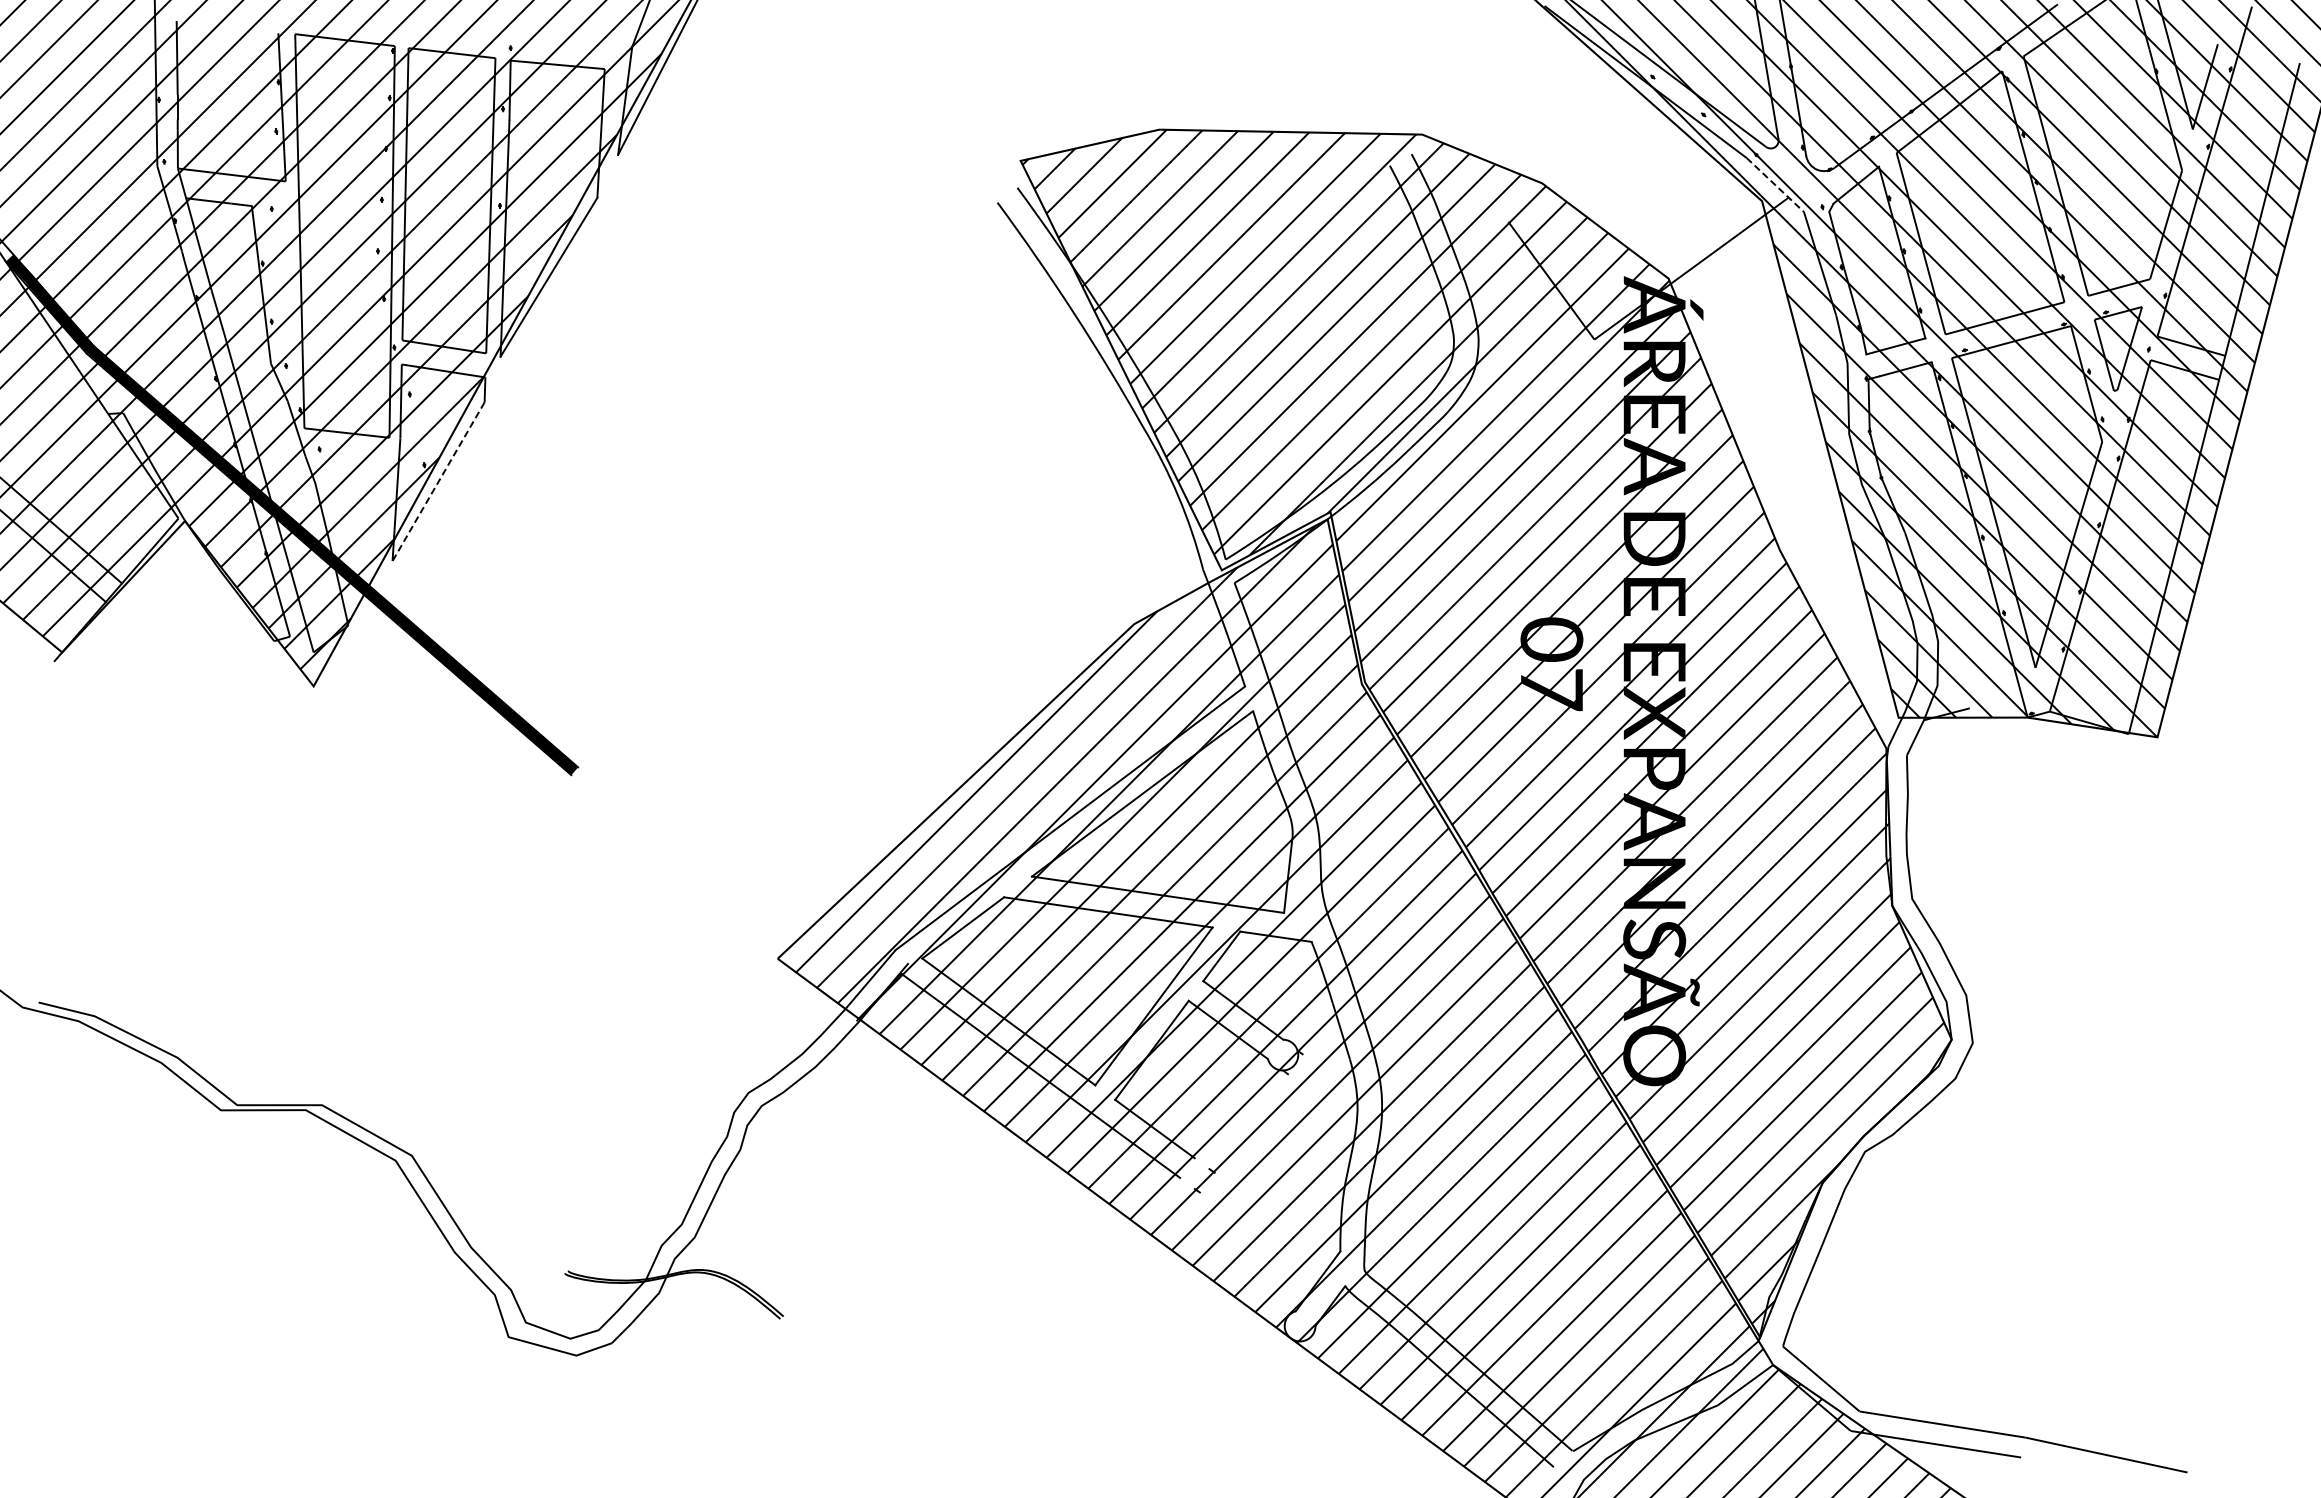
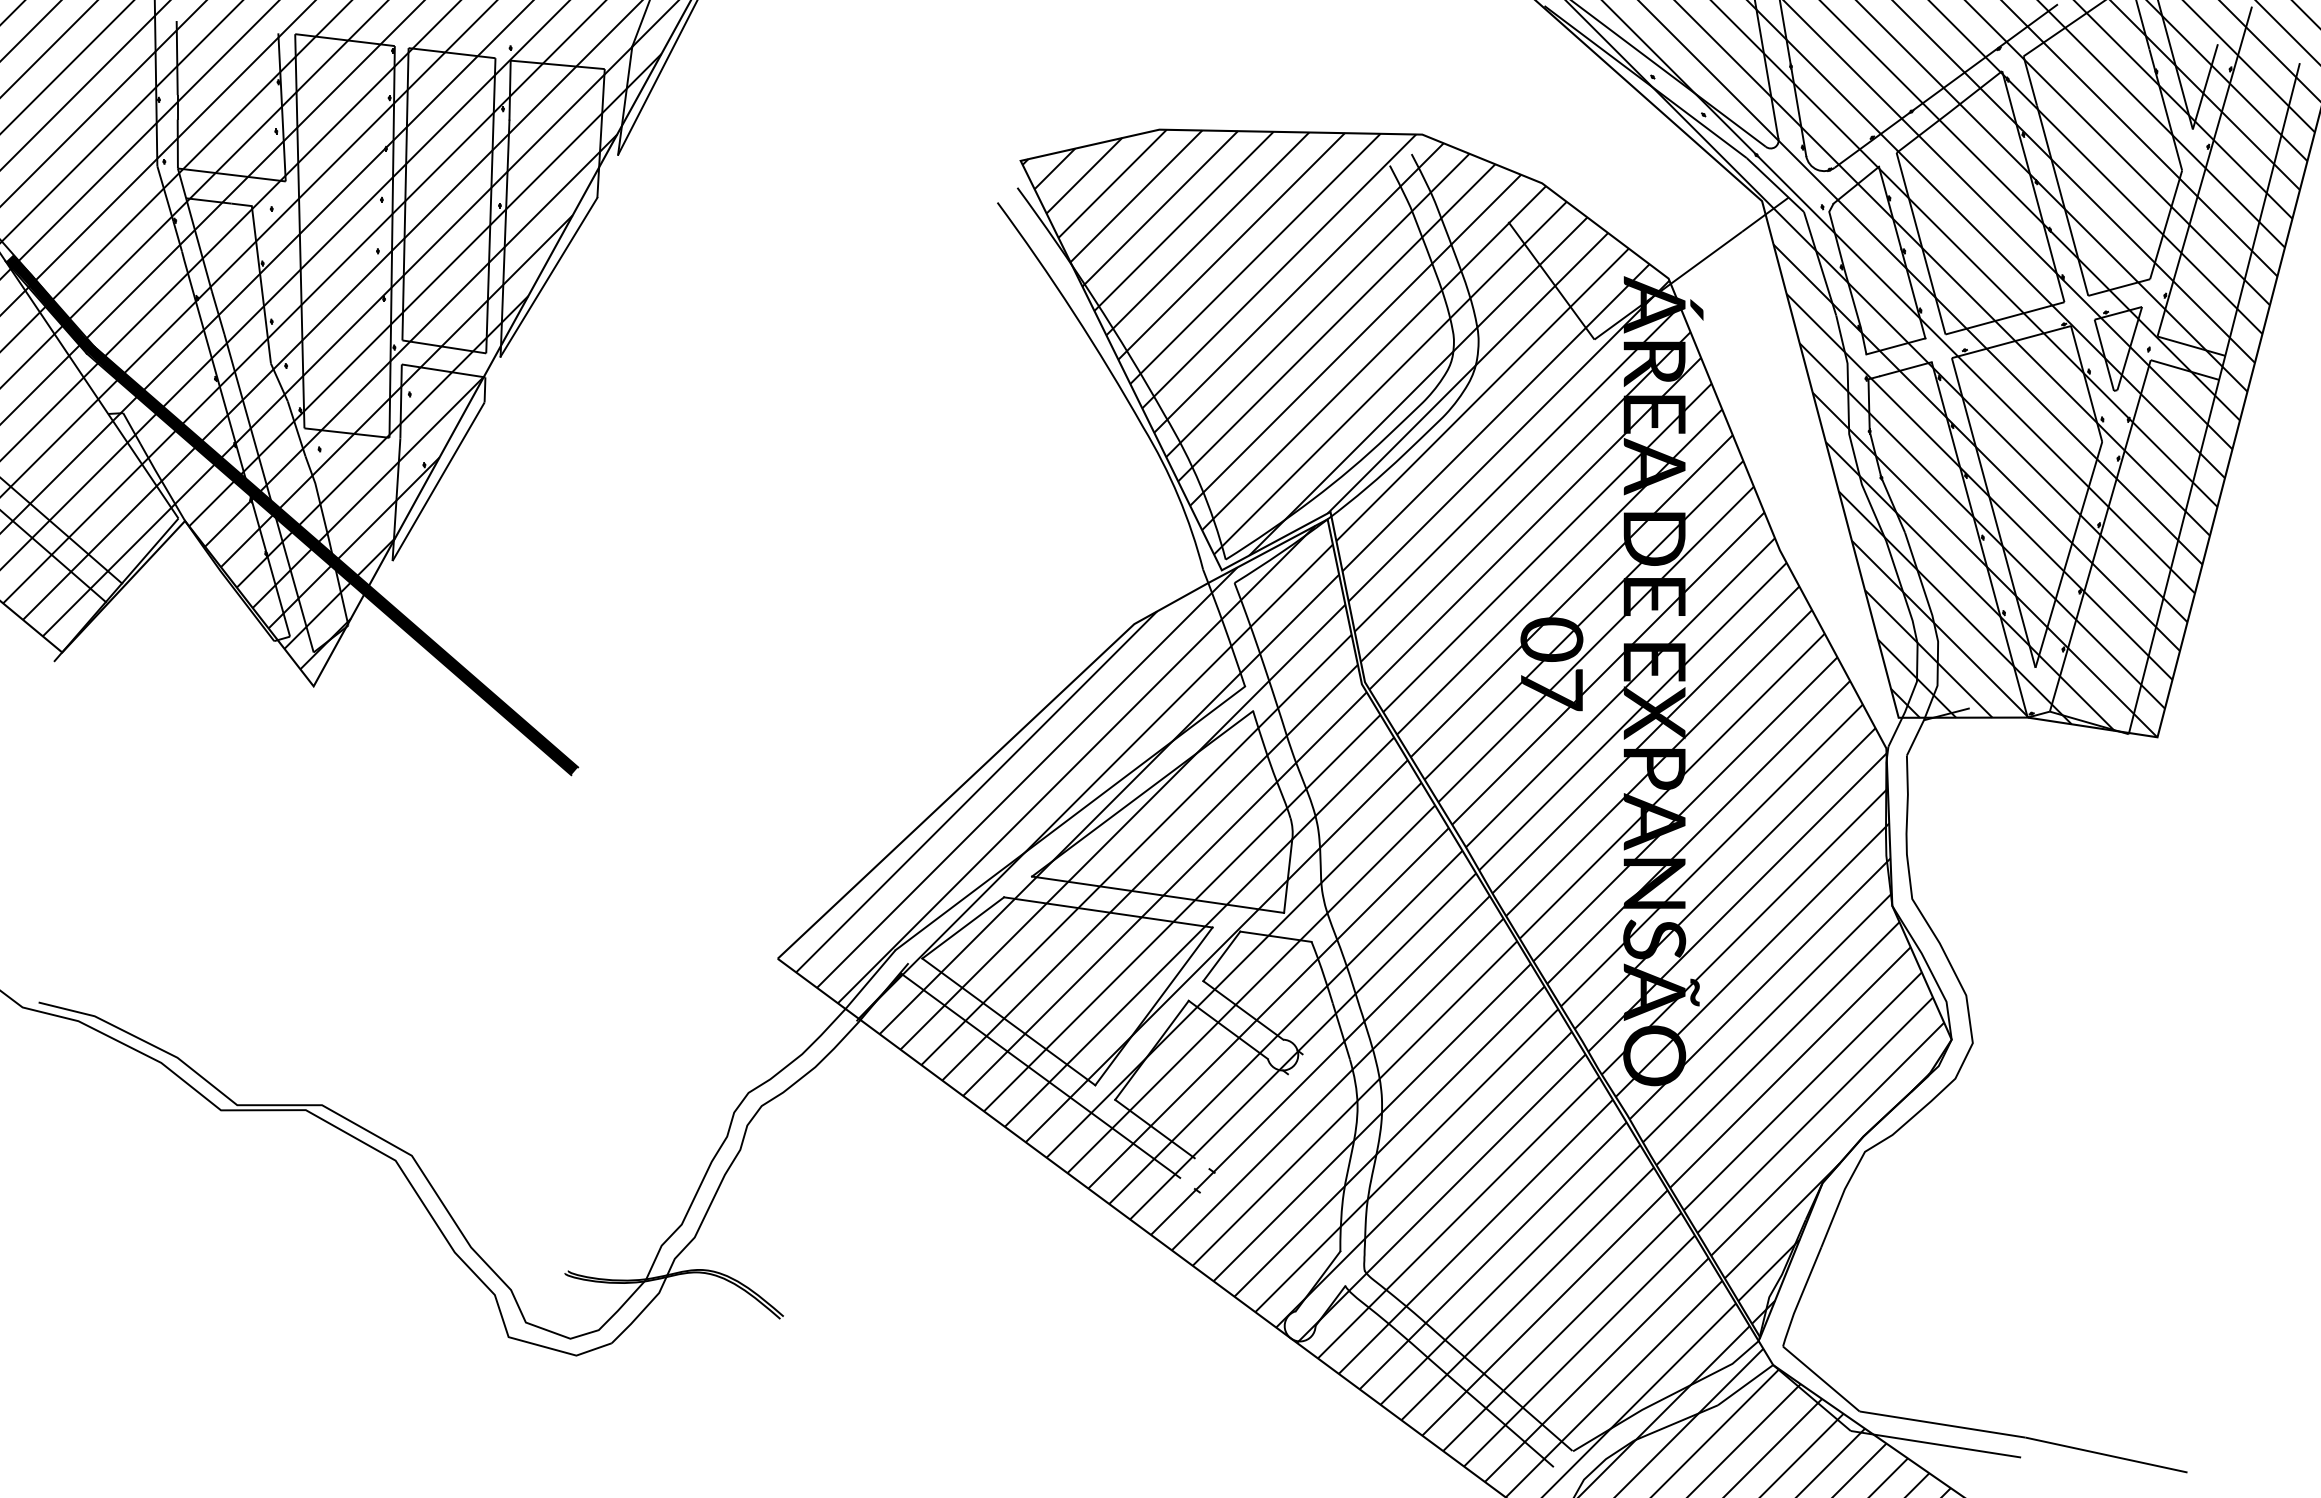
line: dashed -> solid (1775, 185)
line: dashed -> solid (438, 481)
